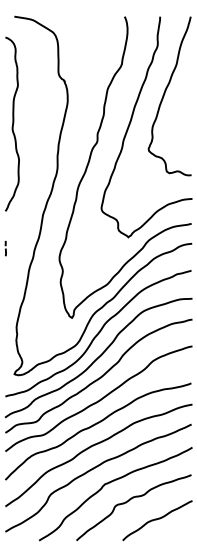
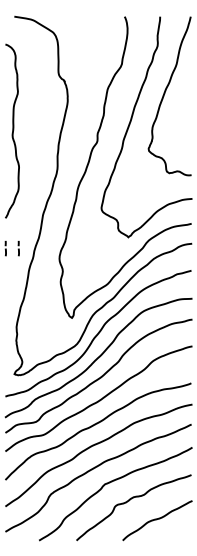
curve position: (12, 123) -> (12, 130) (12, 130)
line: none -> present (18, 248)
